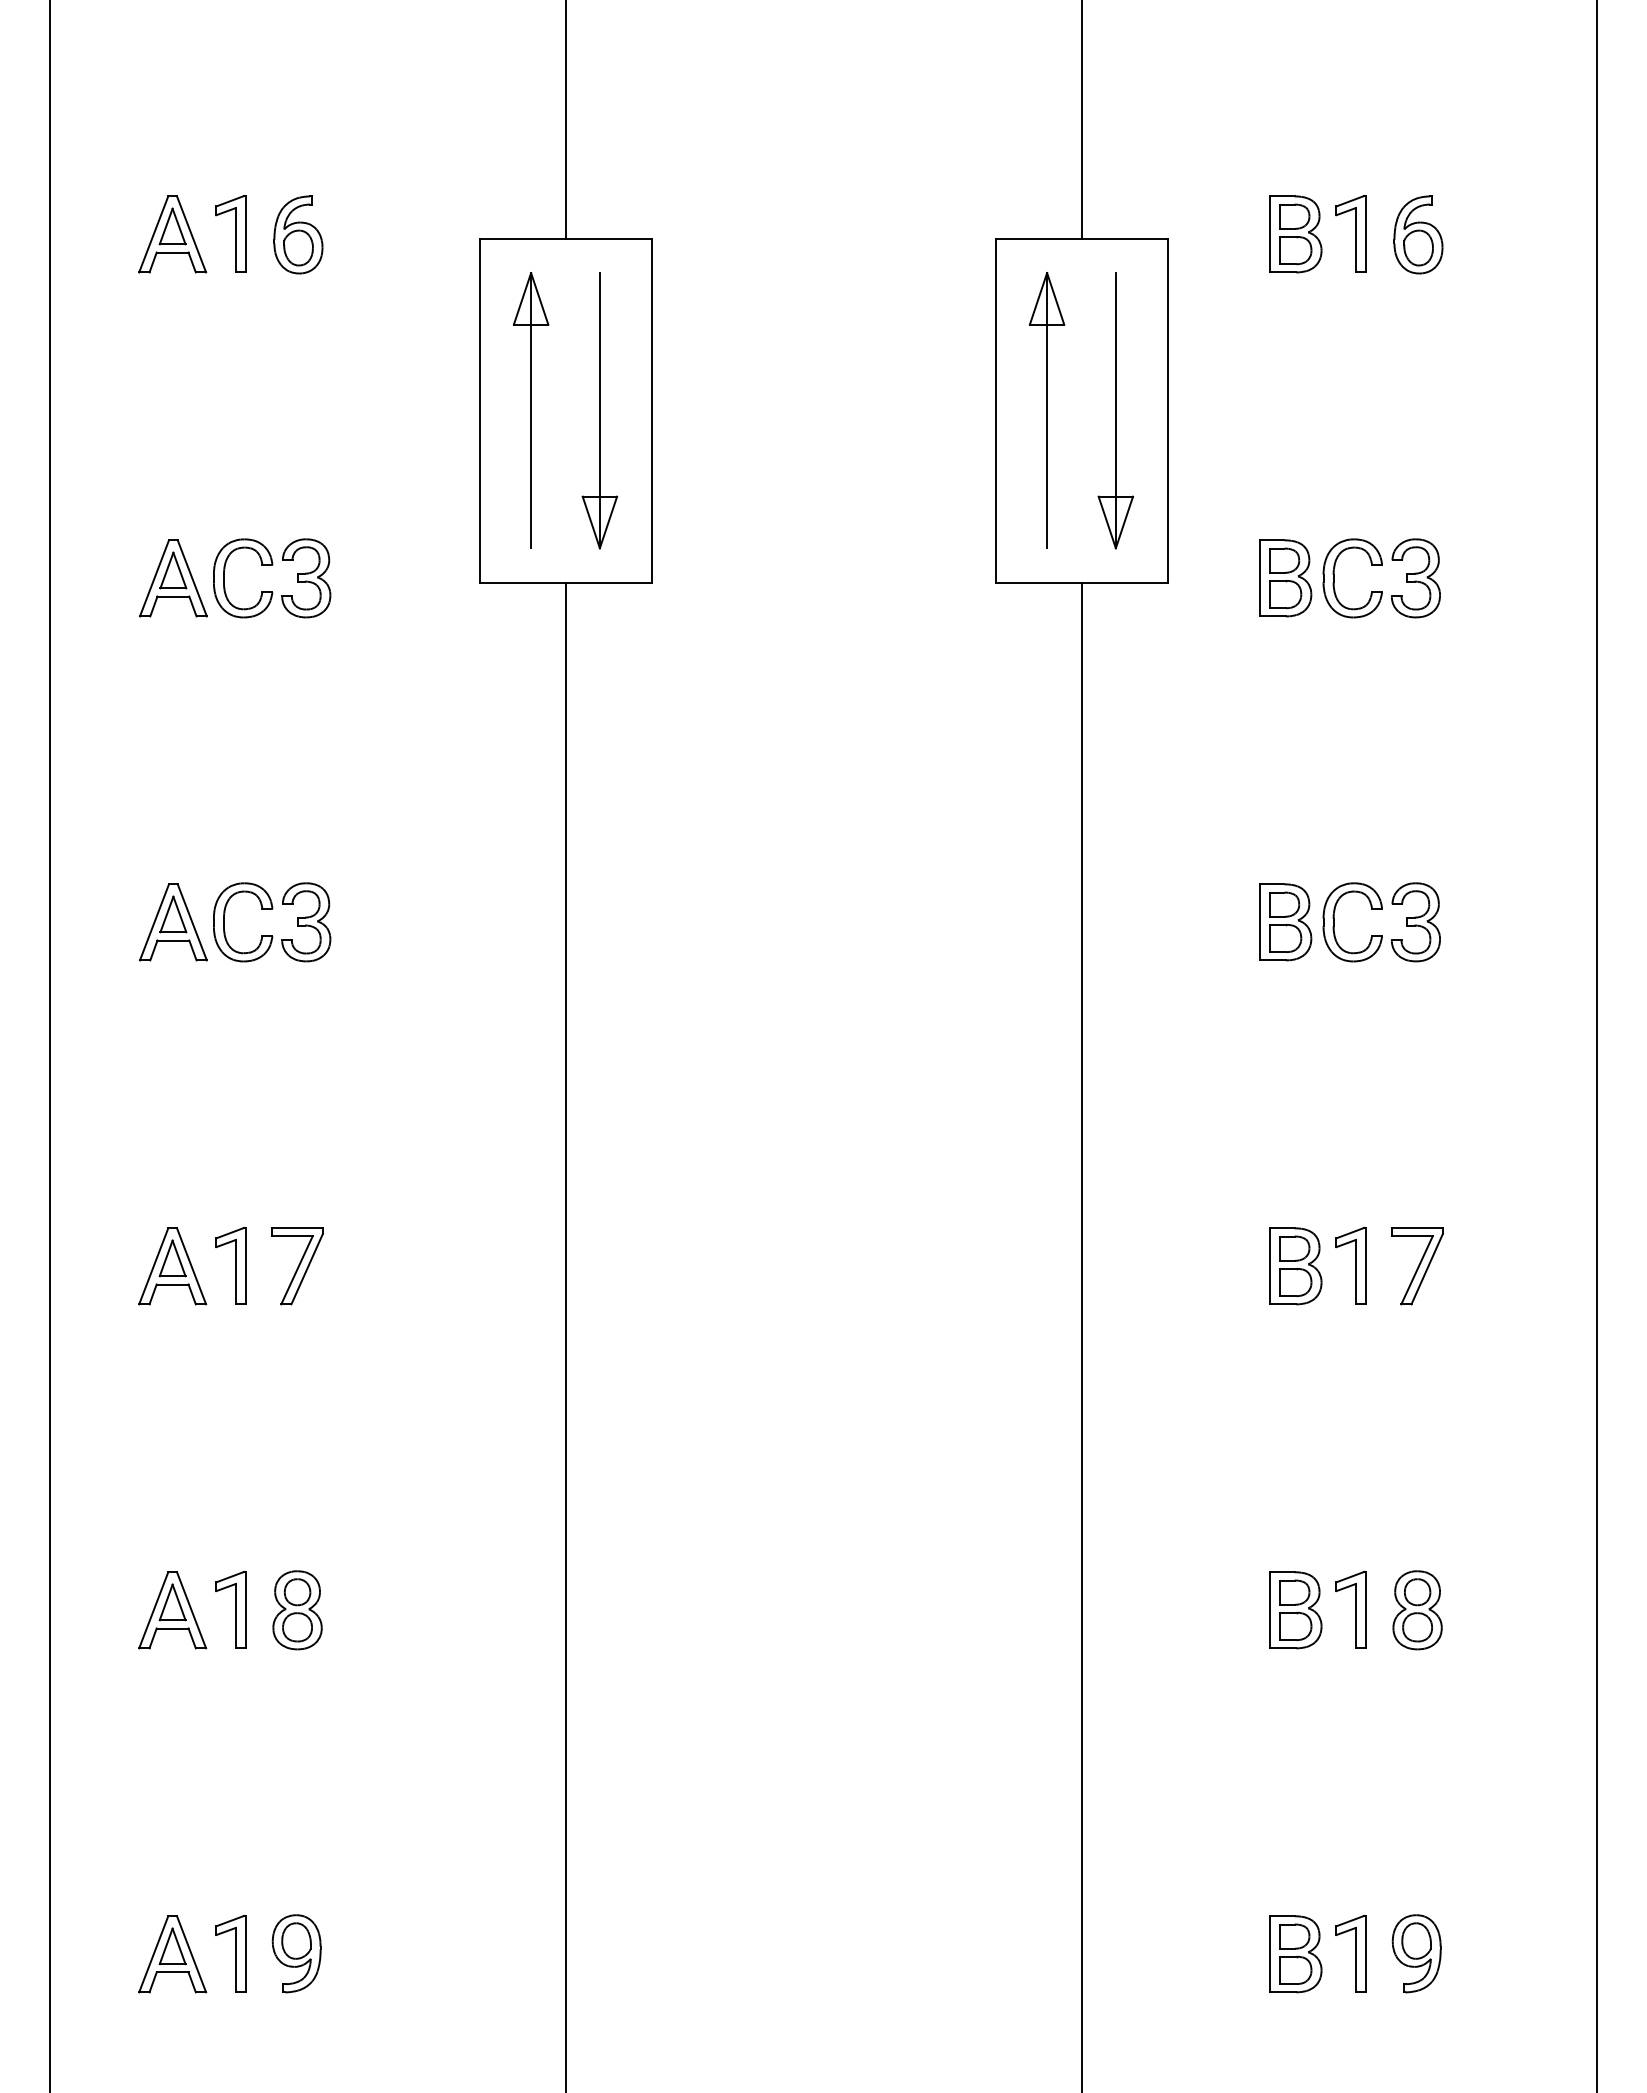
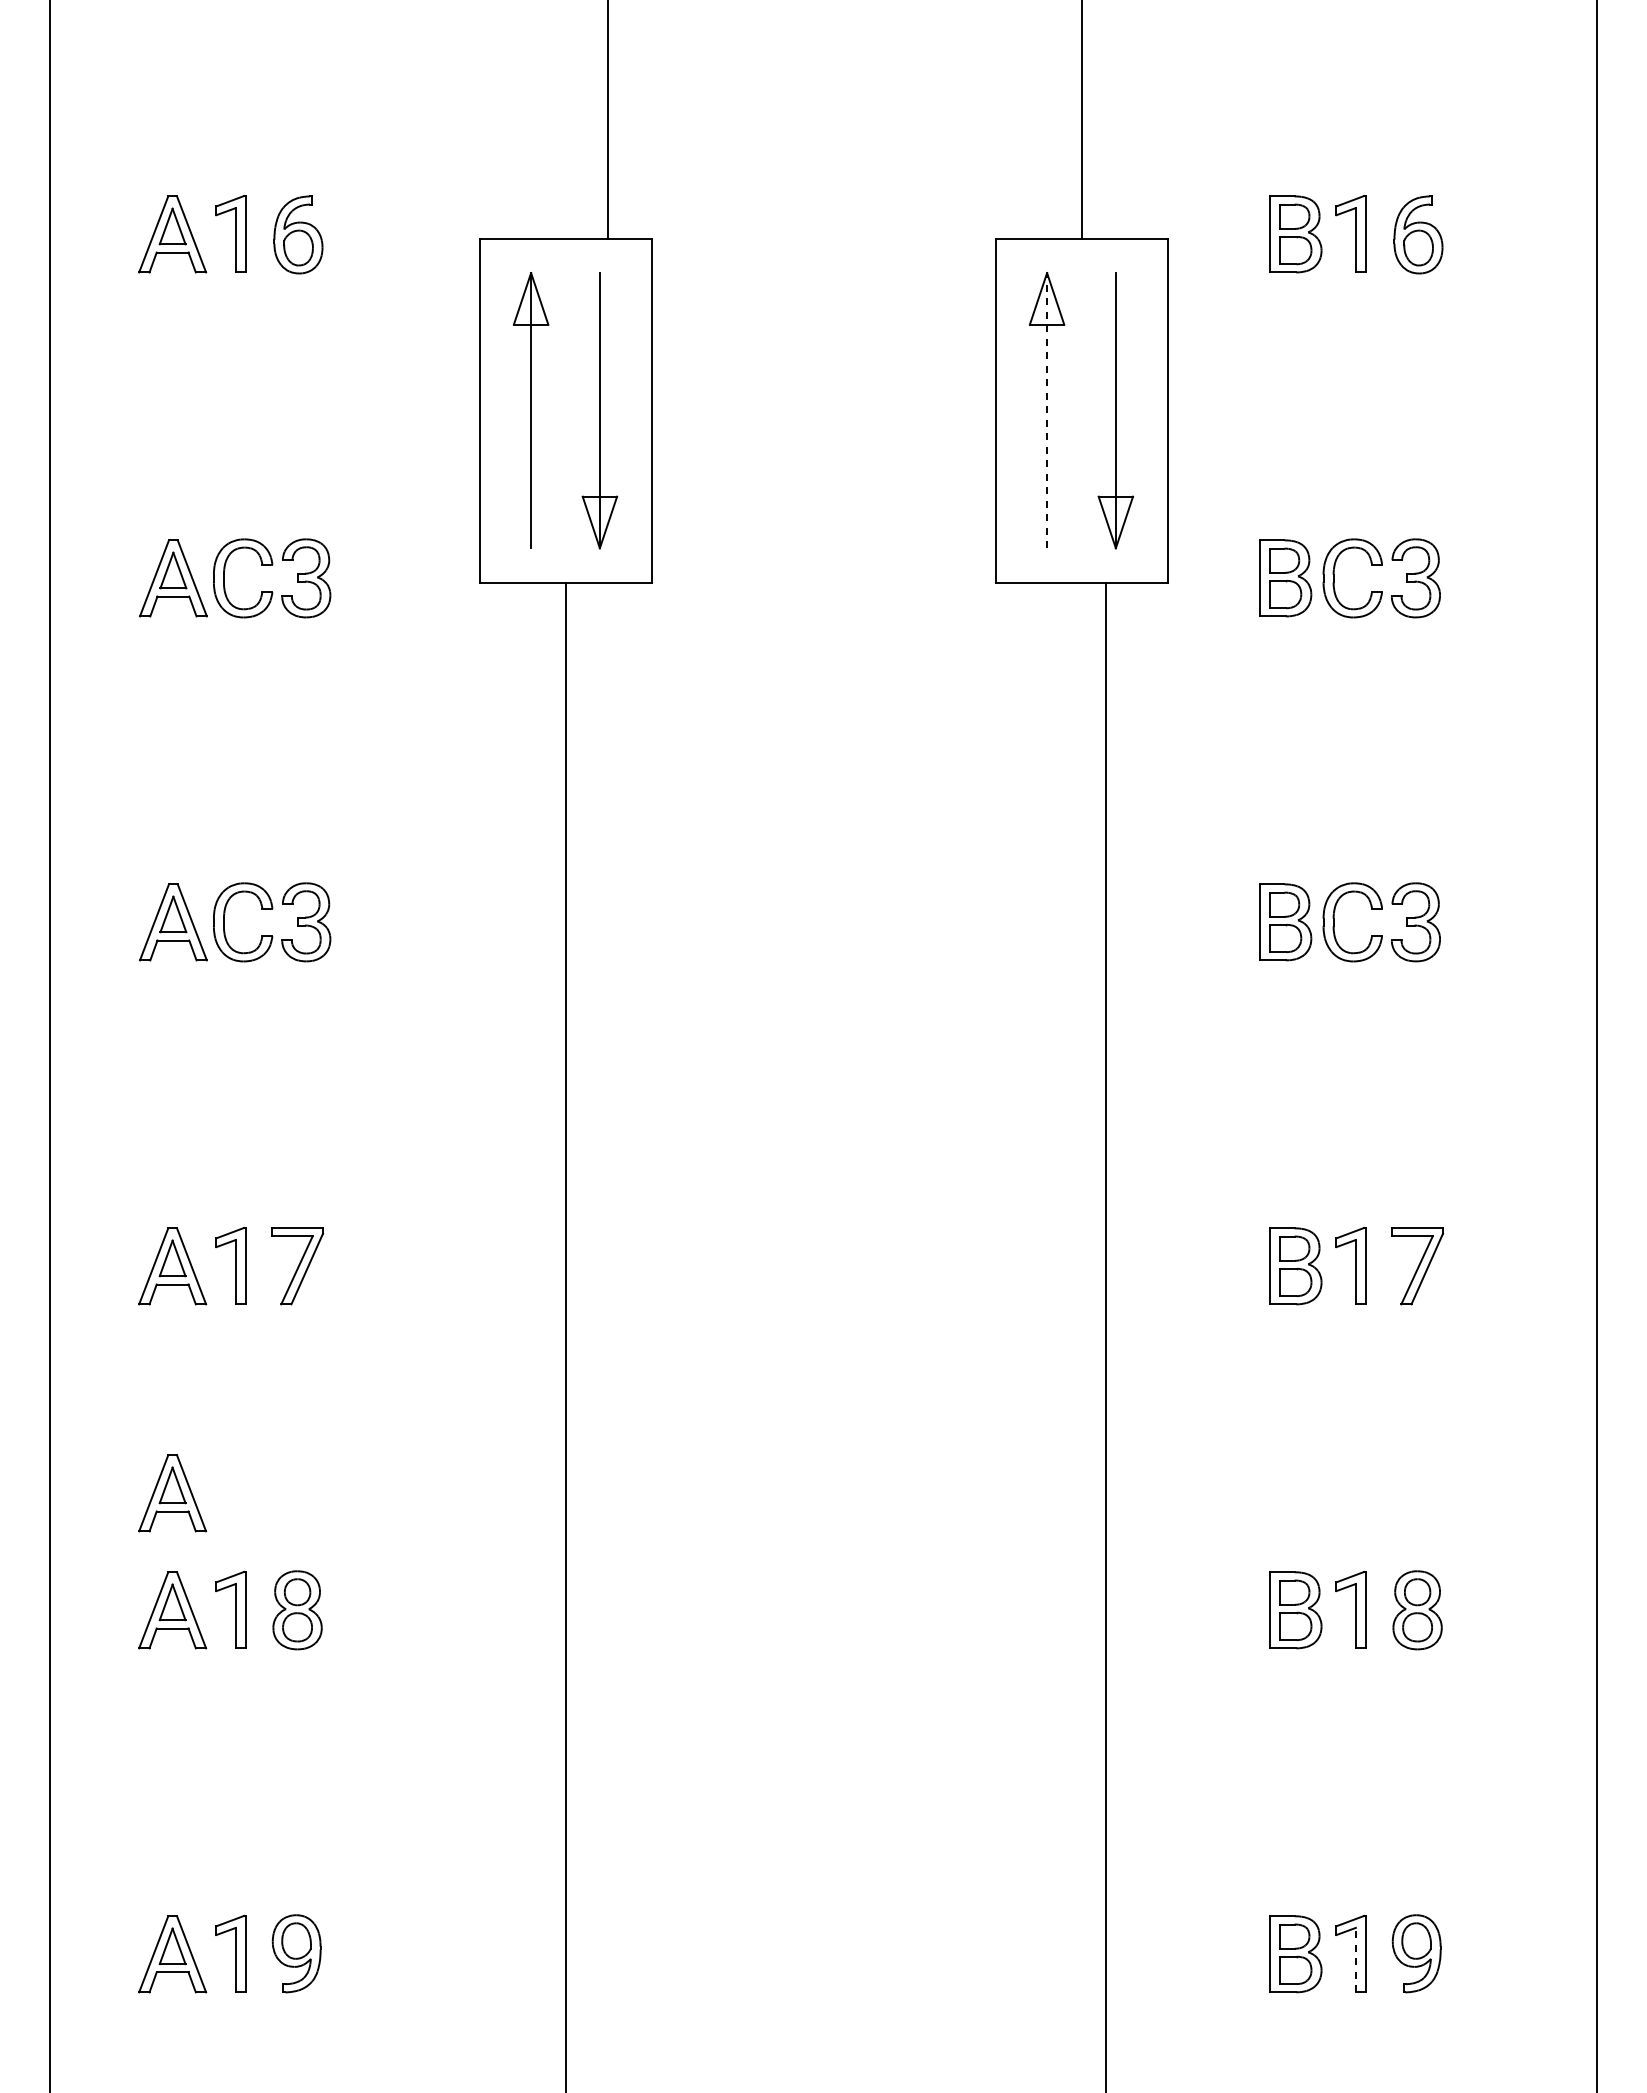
line position: (565, 120) -> (607, 120) (607, 120)
line: solid -> dashed (1047, 410)
line position: (1081, 1335) -> (1105, 1335) (1105, 1335)
part: none -> present (172, 1493)
line: solid -> dashed (1355, 1959)
